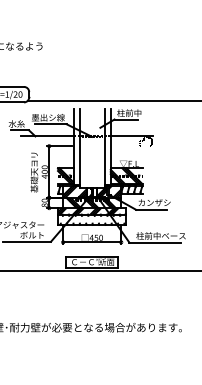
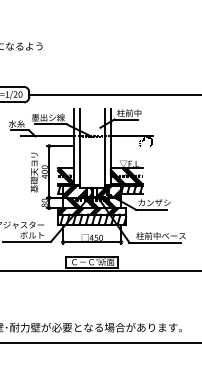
line position: (113, 100) -> (113, 94) (113, 94)
hatch: none -> present (93, 219)
line: none -> present (100, 343)
